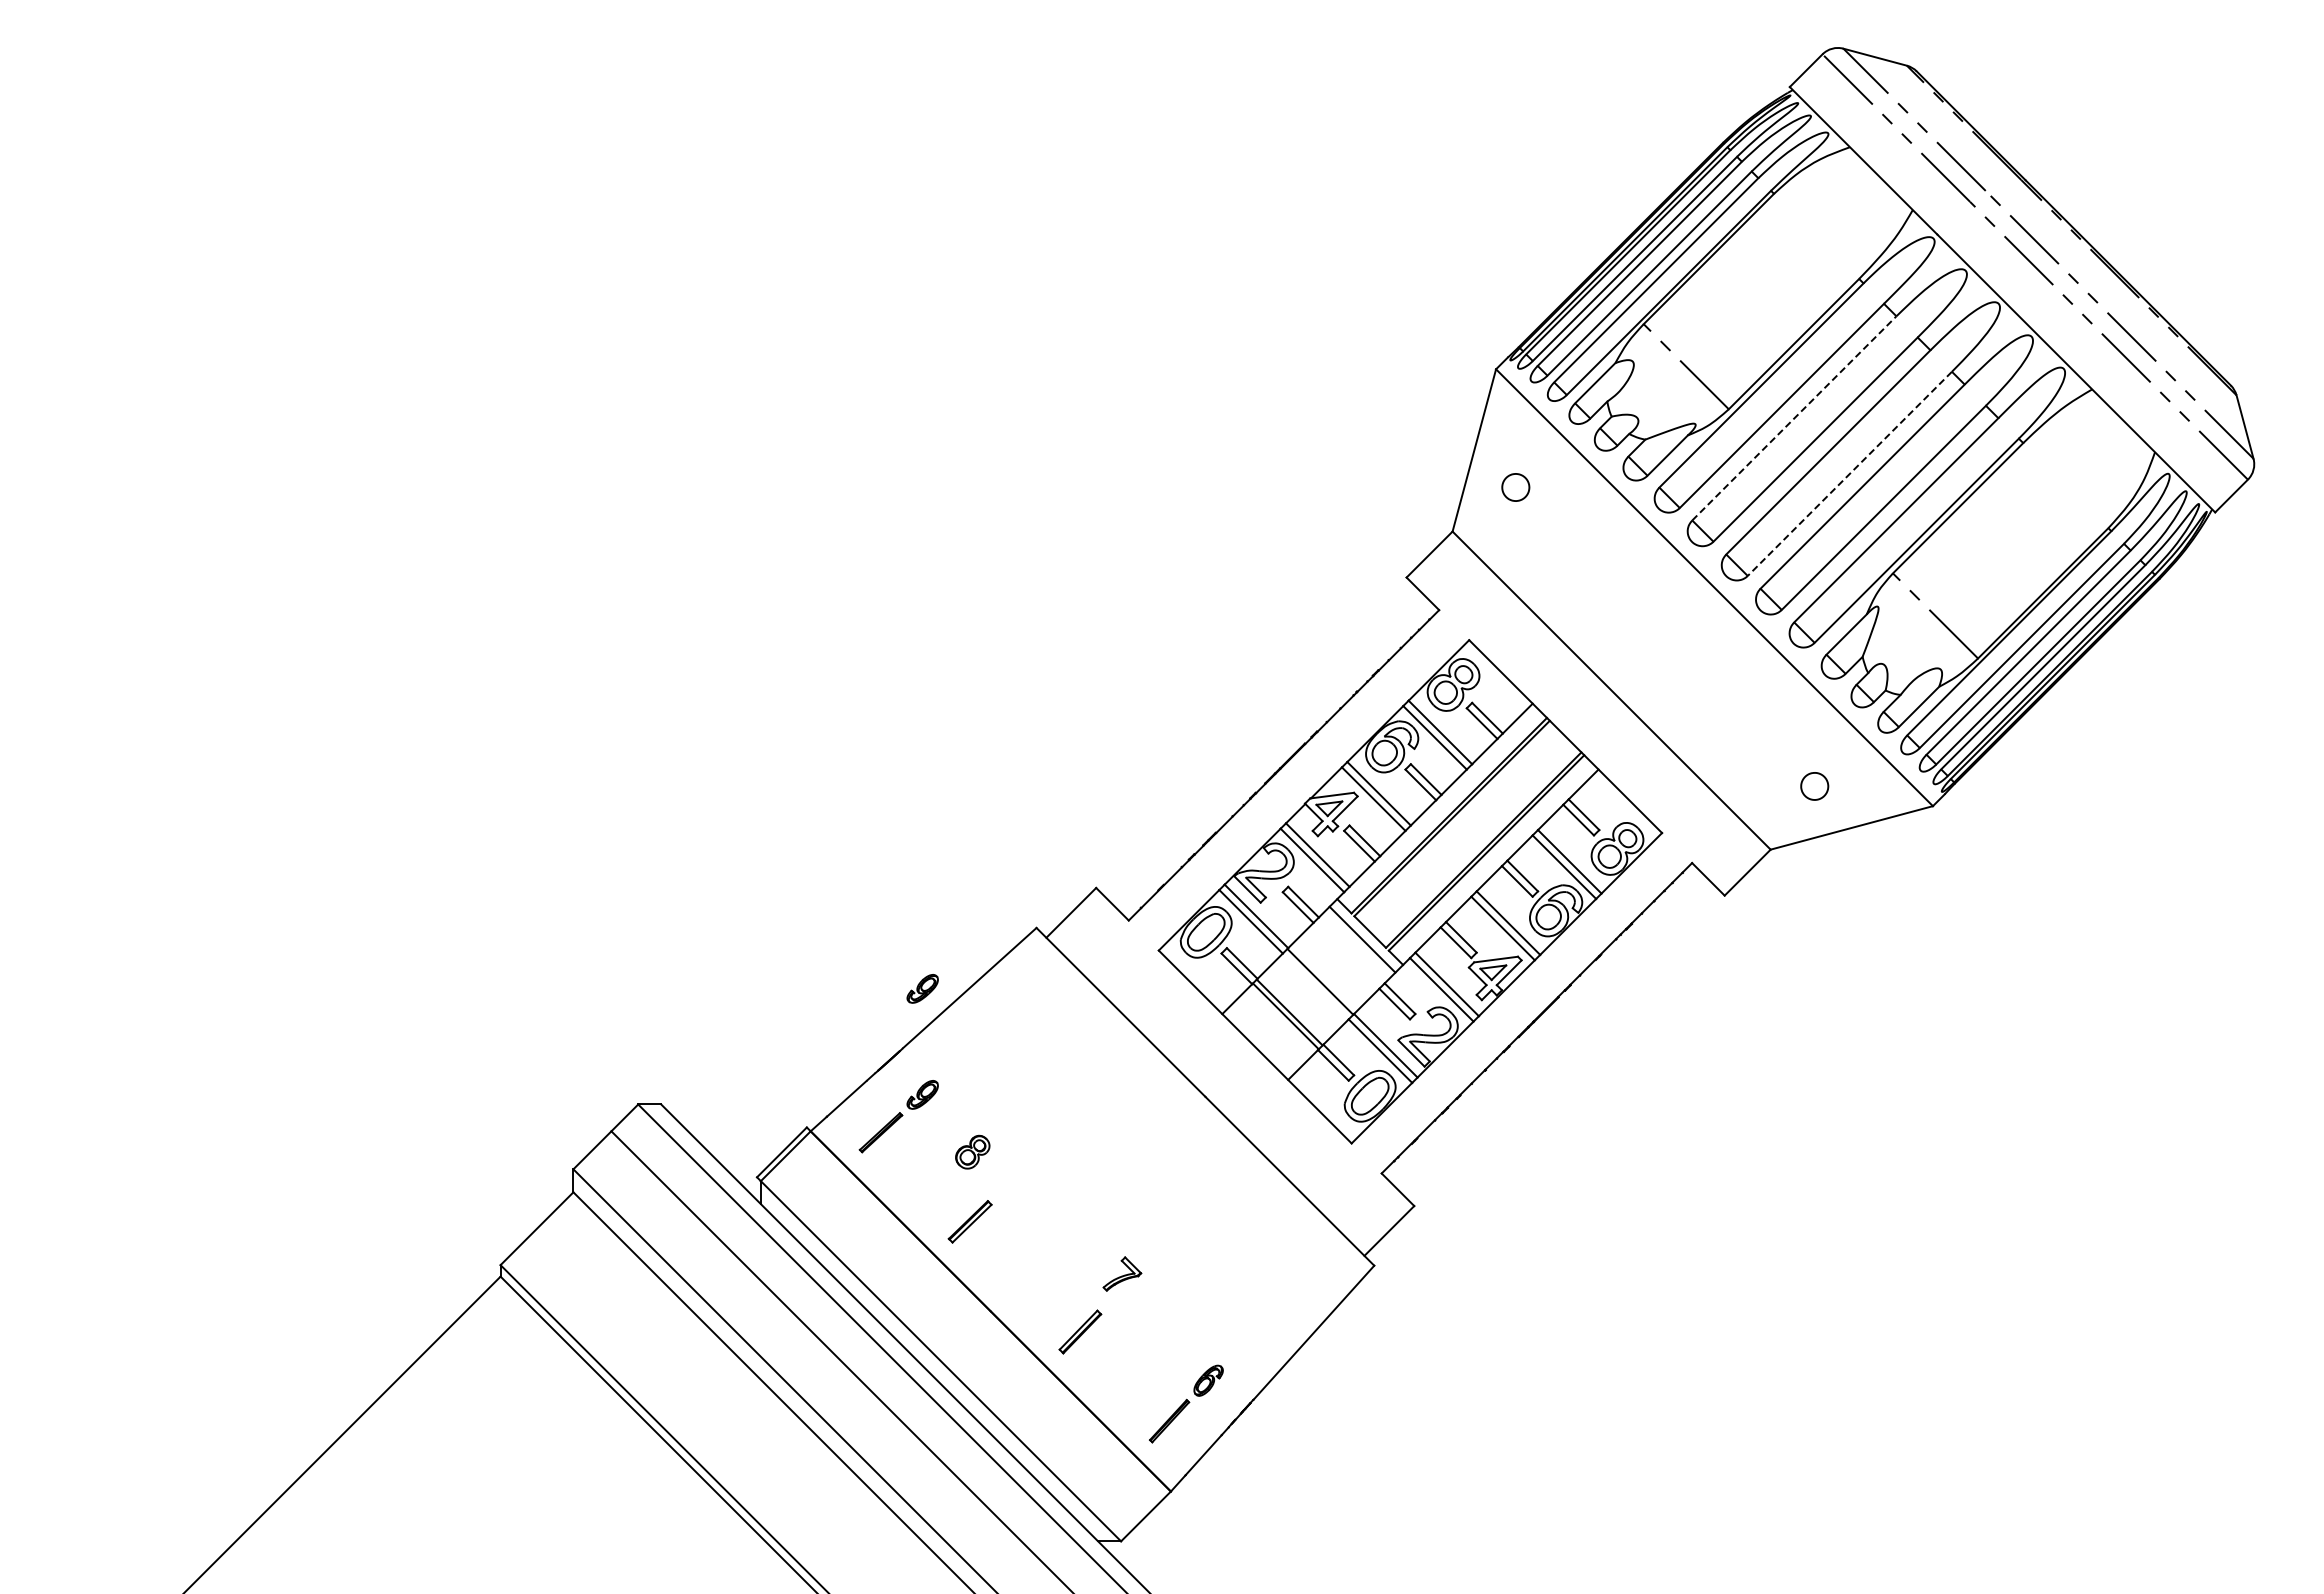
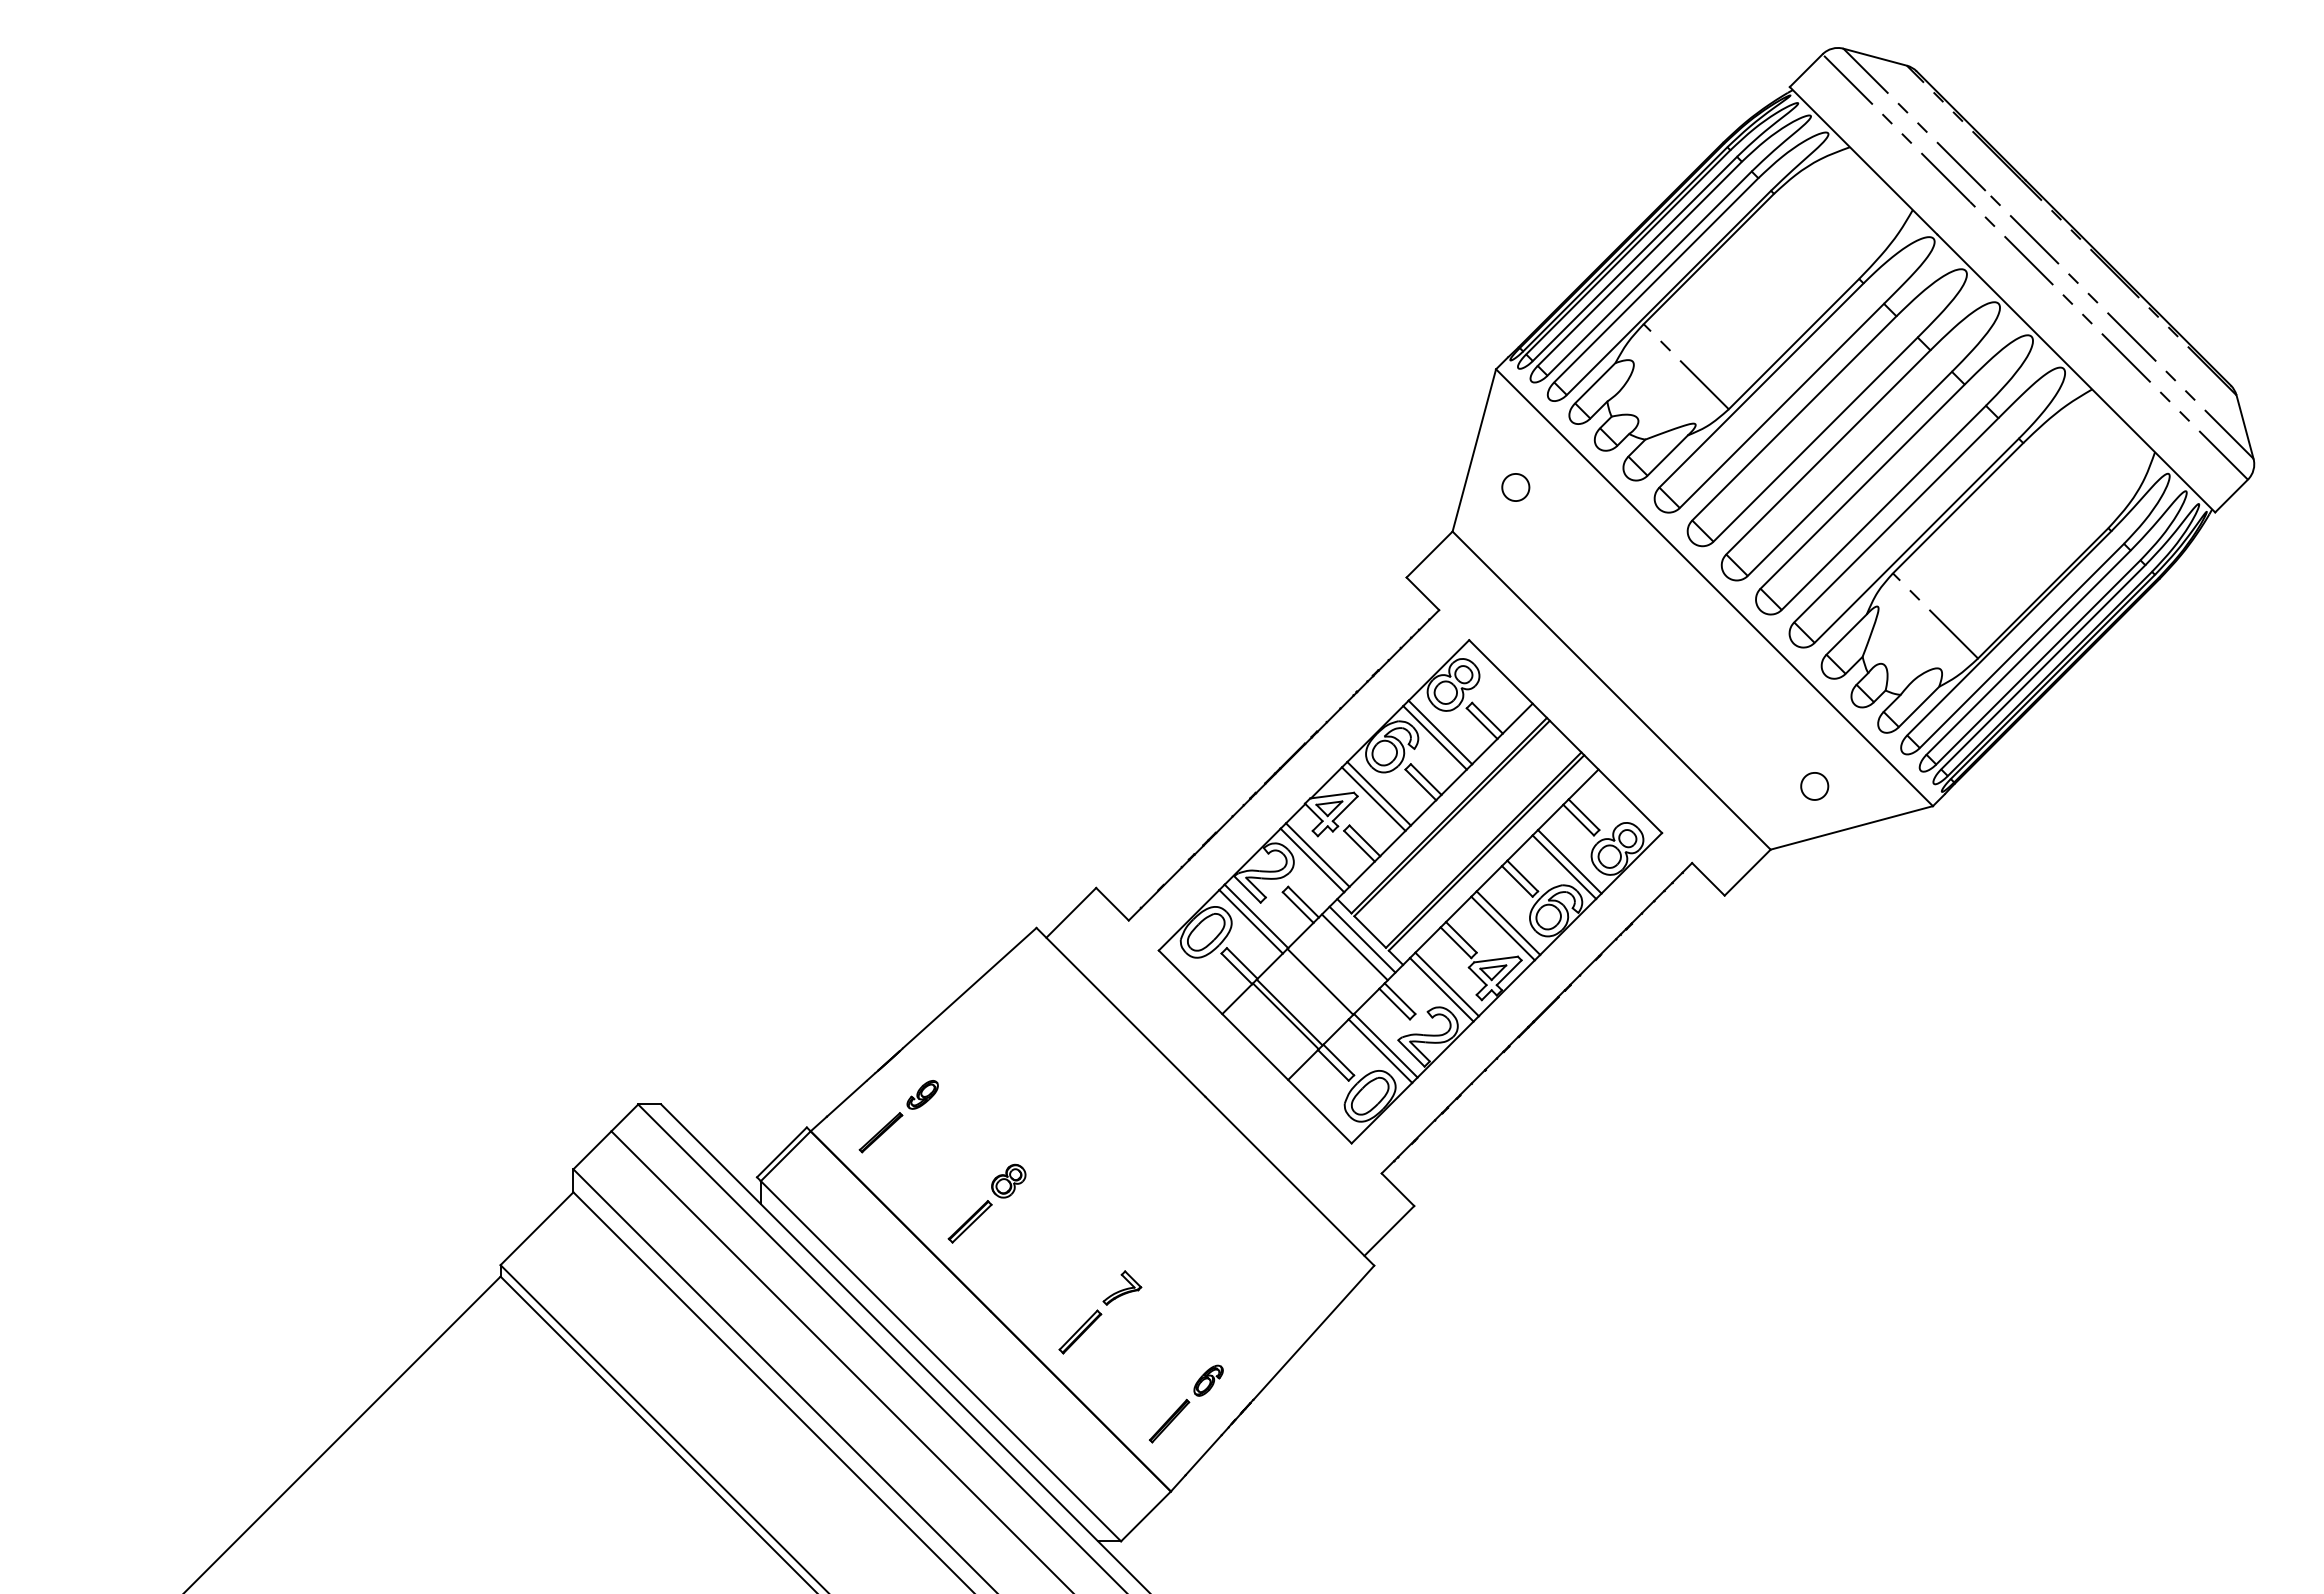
line: dashed -> solid (1794, 418)
line: dashed -> solid (1849, 474)
line: none -> present (1354, 947)
part: present -> none (922, 988)
part position: (972, 1151) -> (1008, 1180) (1008, 1180)
part position: (1122, 1273) -> (1122, 1287) (1122, 1287)
